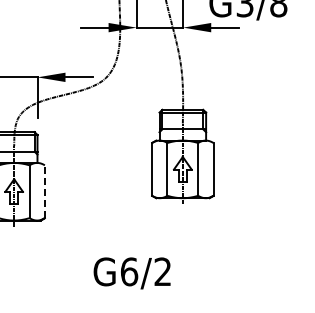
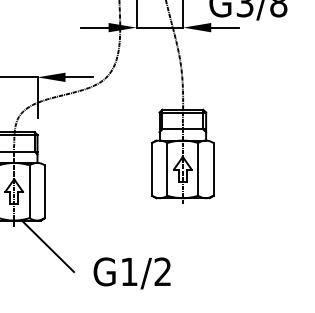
line: dashed -> solid (44, 191)
line: none -> present (47, 246)
text: G6/2 -> G1/2 (129, 271)
